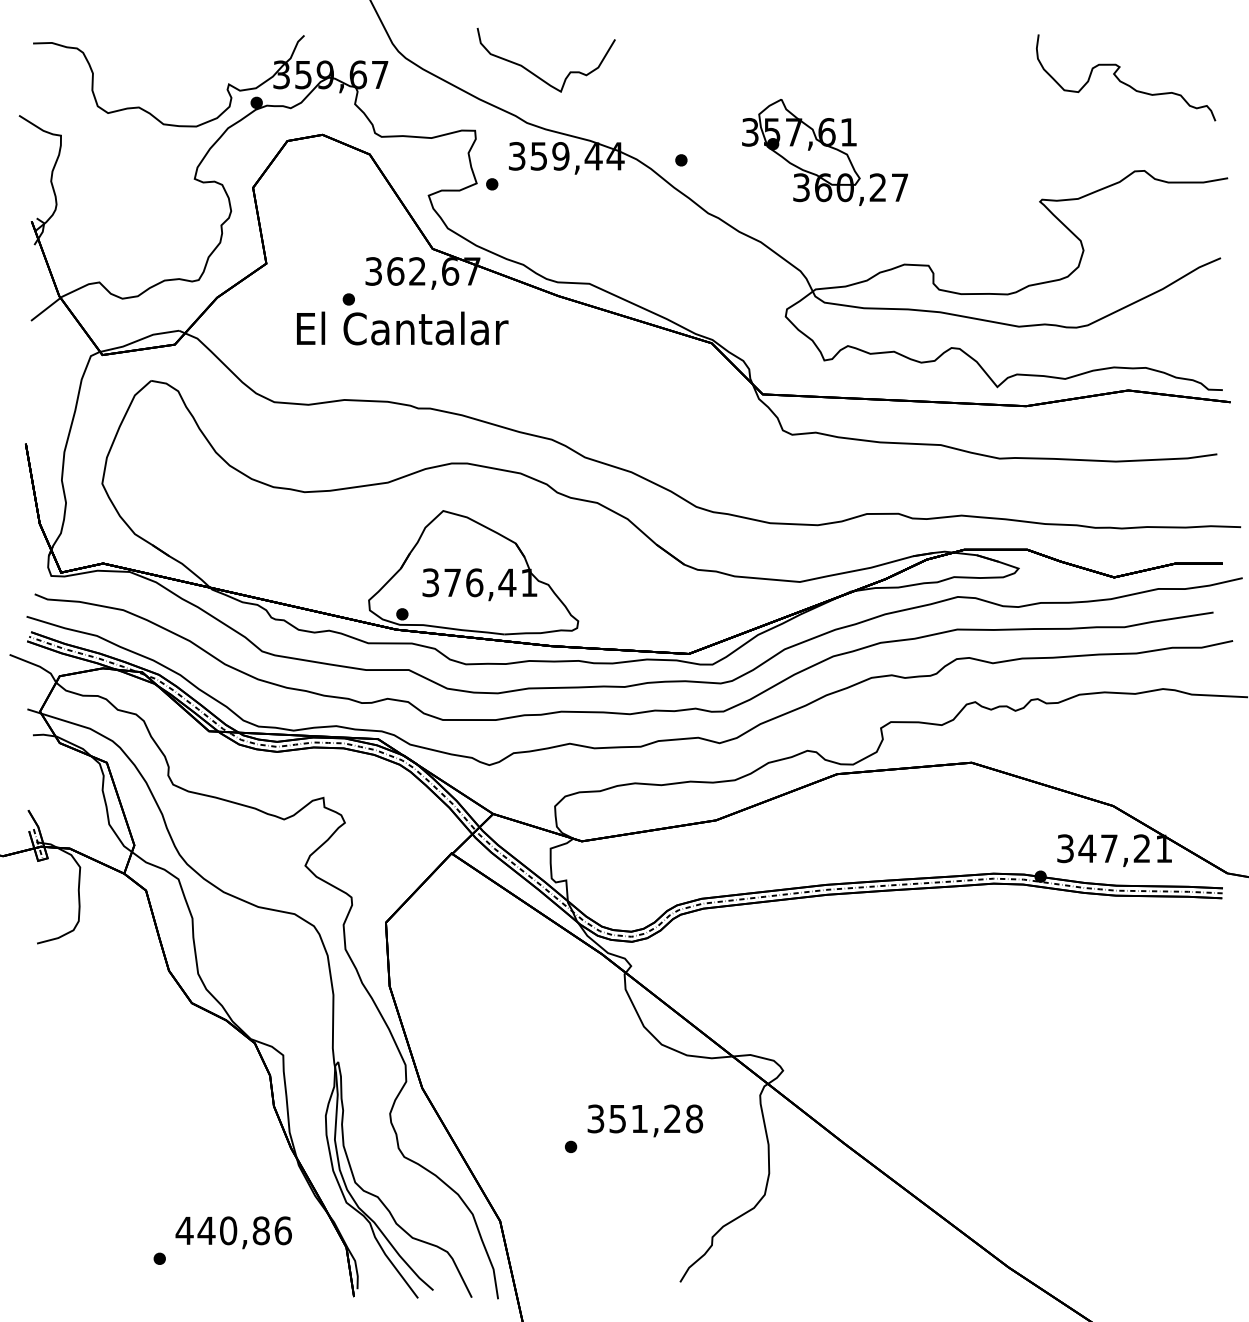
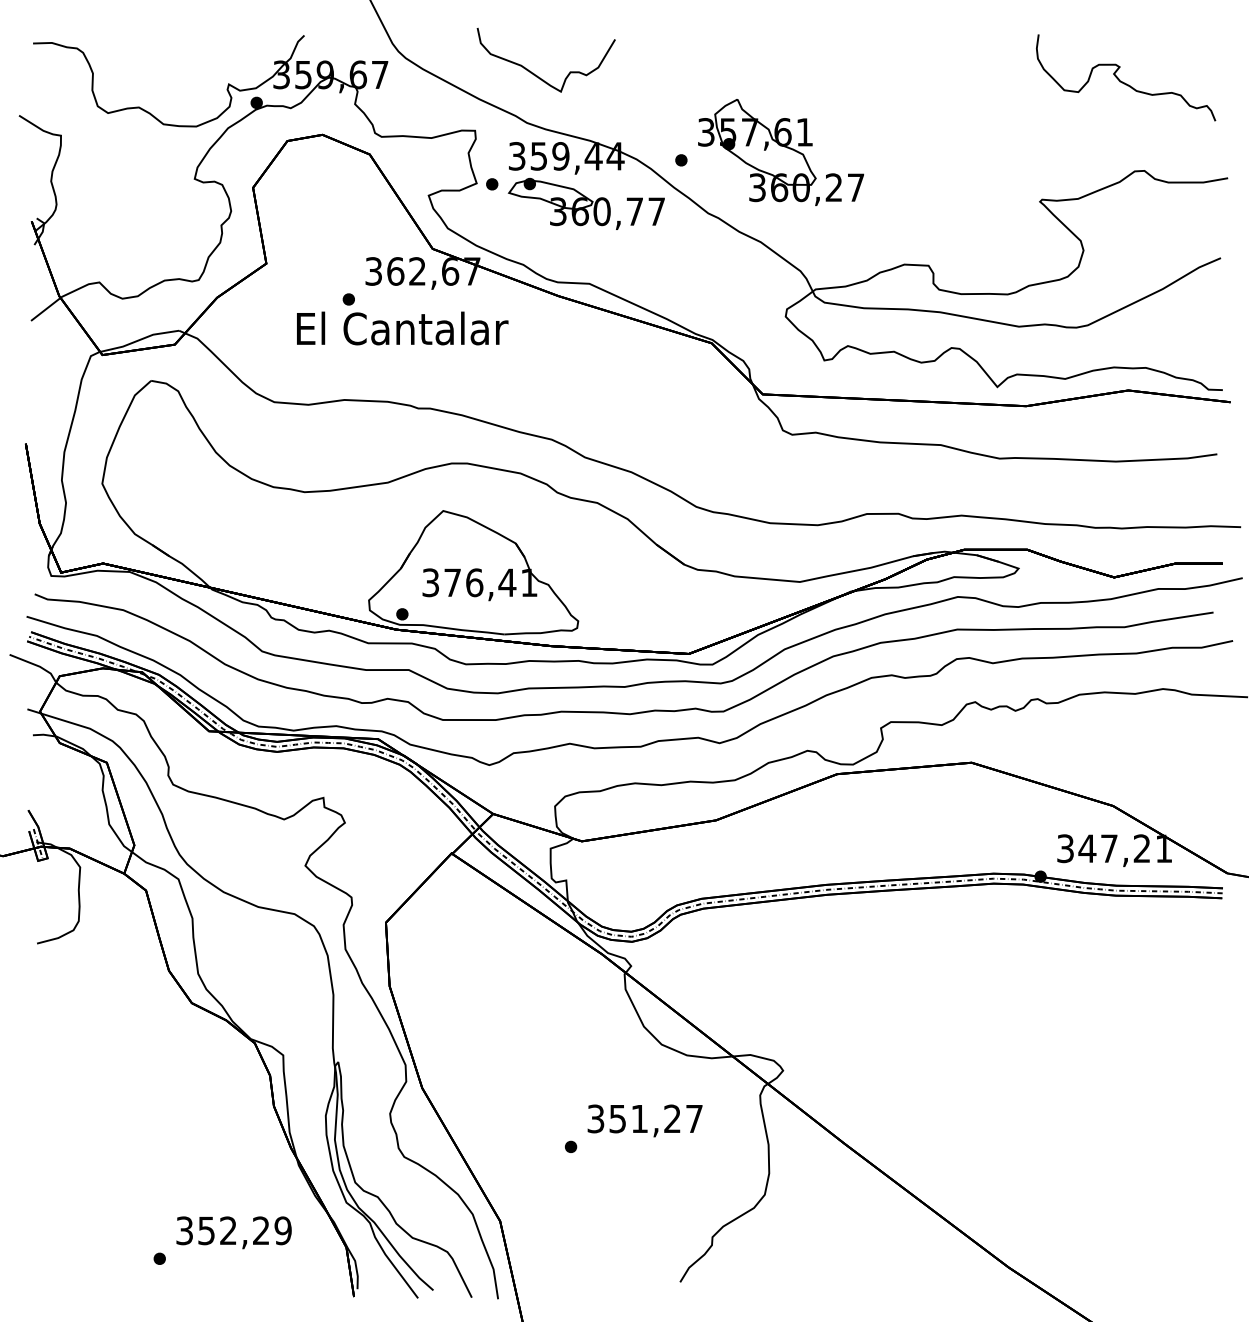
part position: (825, 152) -> (781, 152) (781, 152)
part: none -> present (585, 203)
text: 351,28 -> 351,27 (694, 1118)
text: 440,86 -> 352,29 (233, 1230)
